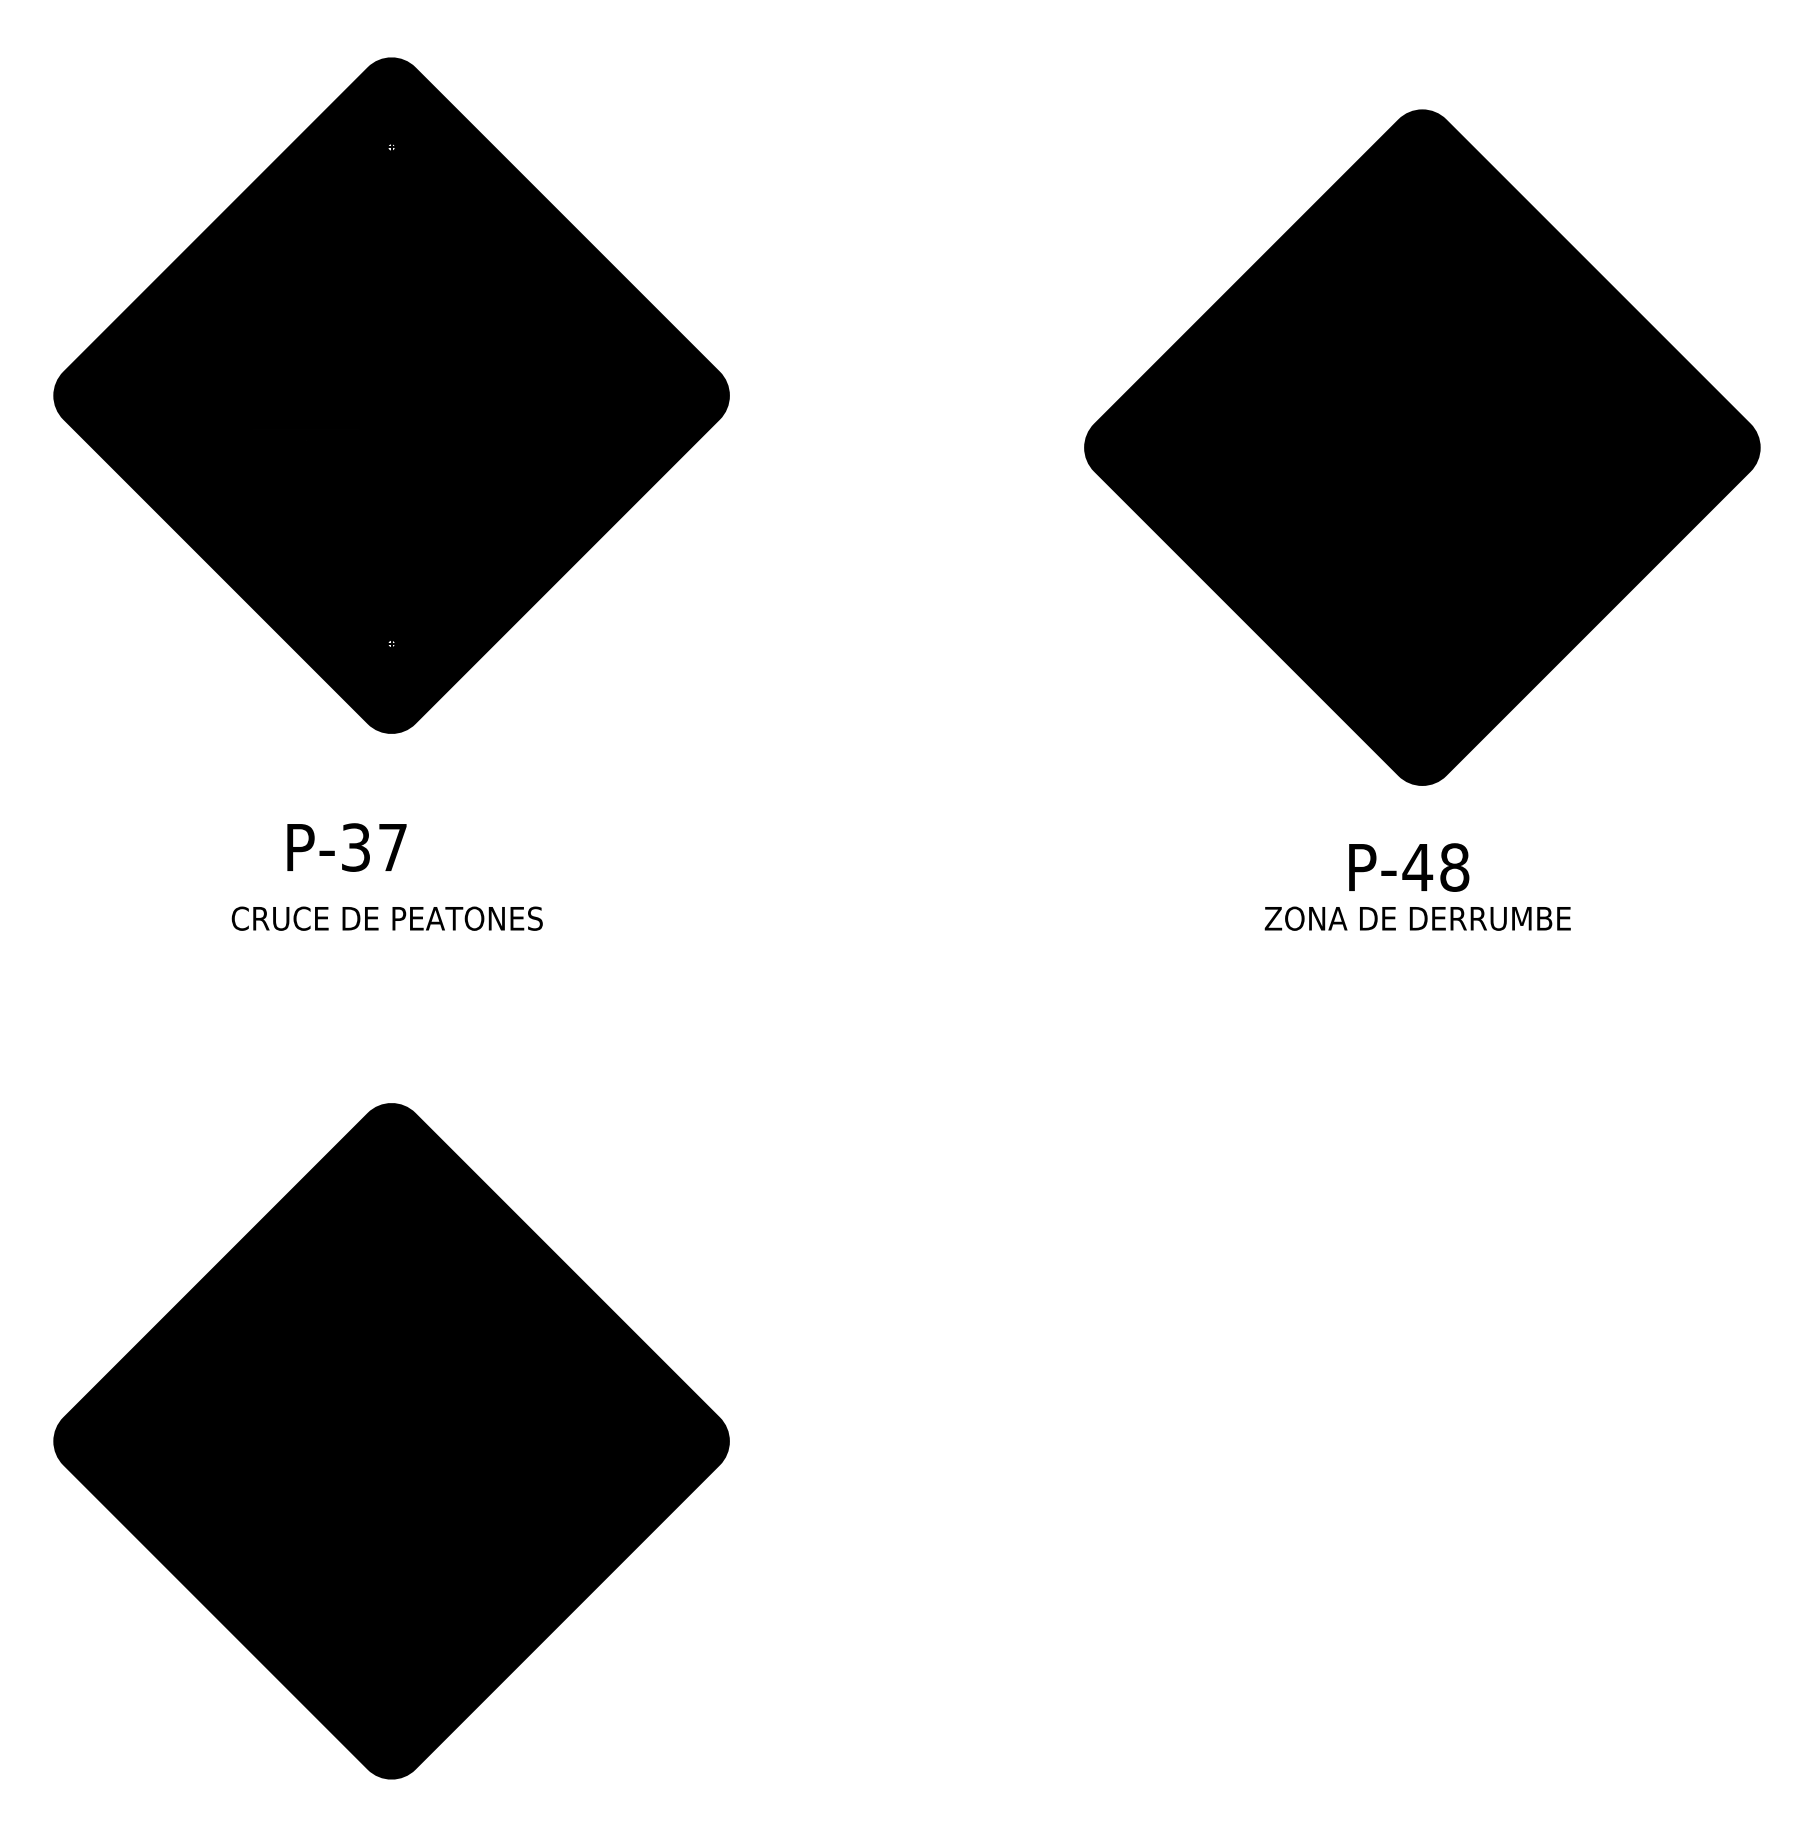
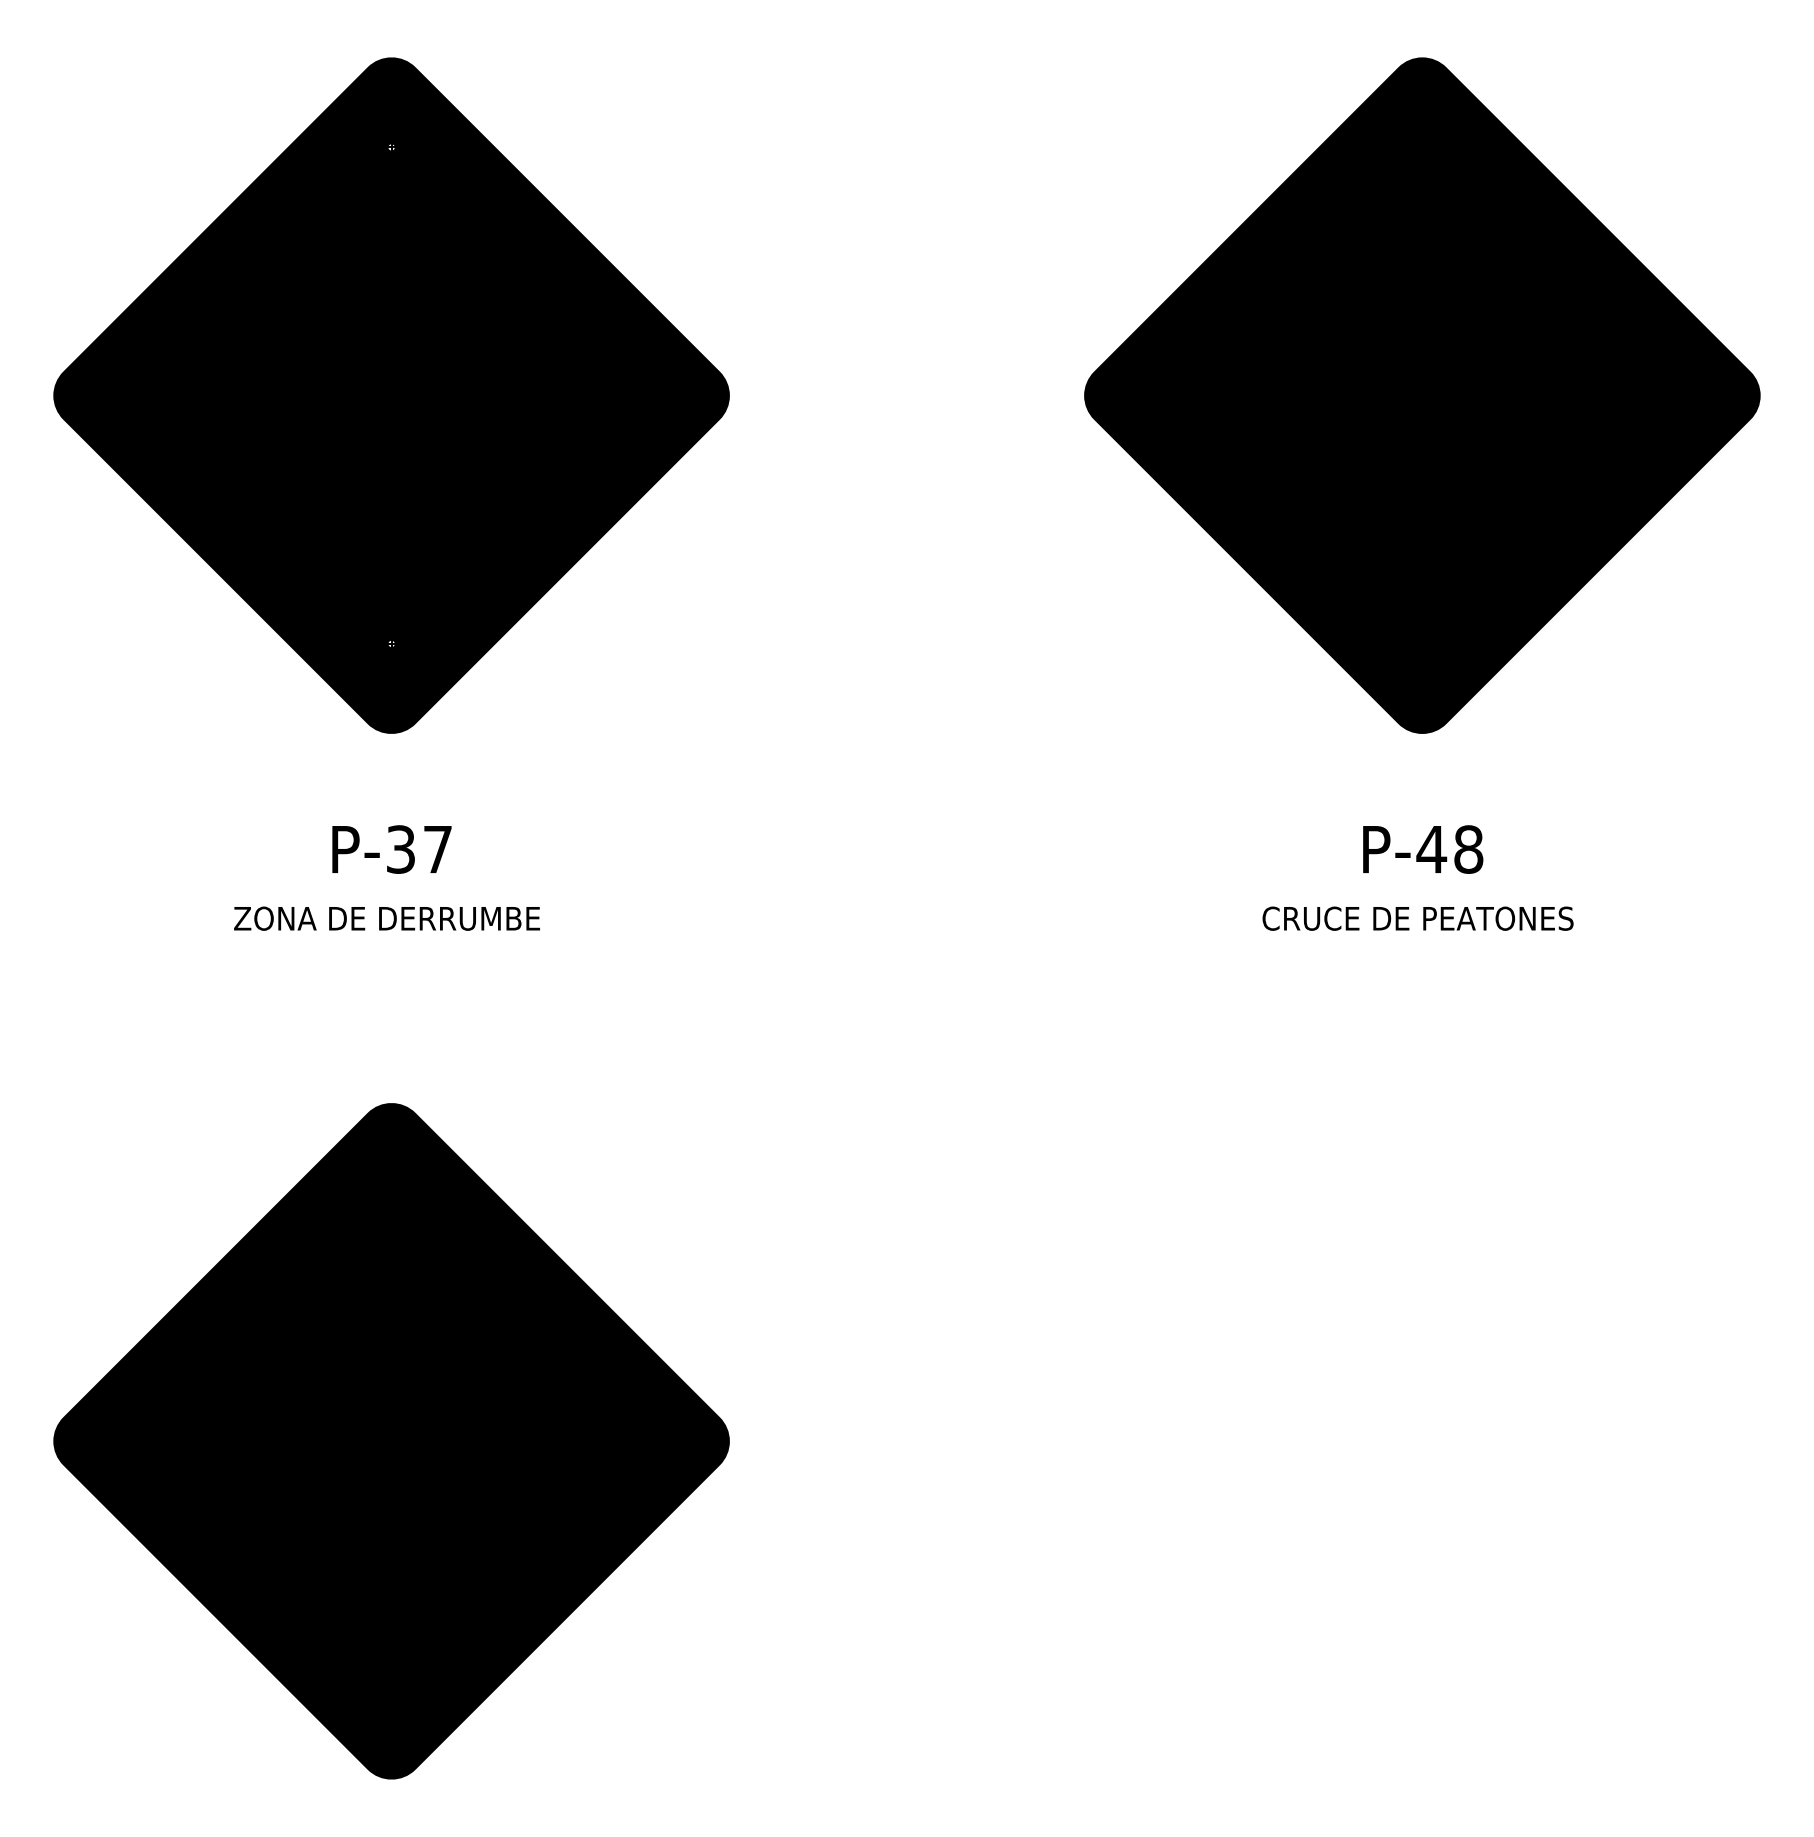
part position: (1422, 447) -> (1422, 395) (1422, 395)
text position: (346, 847) -> (391, 849) (391, 849)
text position: (1409, 867) -> (1423, 849) (1423, 849)
text: CRUCE DE PEATONES -> ZONA DE DERRUMBE (386, 918)
text: ZONA DE DERRUMBE -> CRUCE DE PEATONES (1417, 918)
